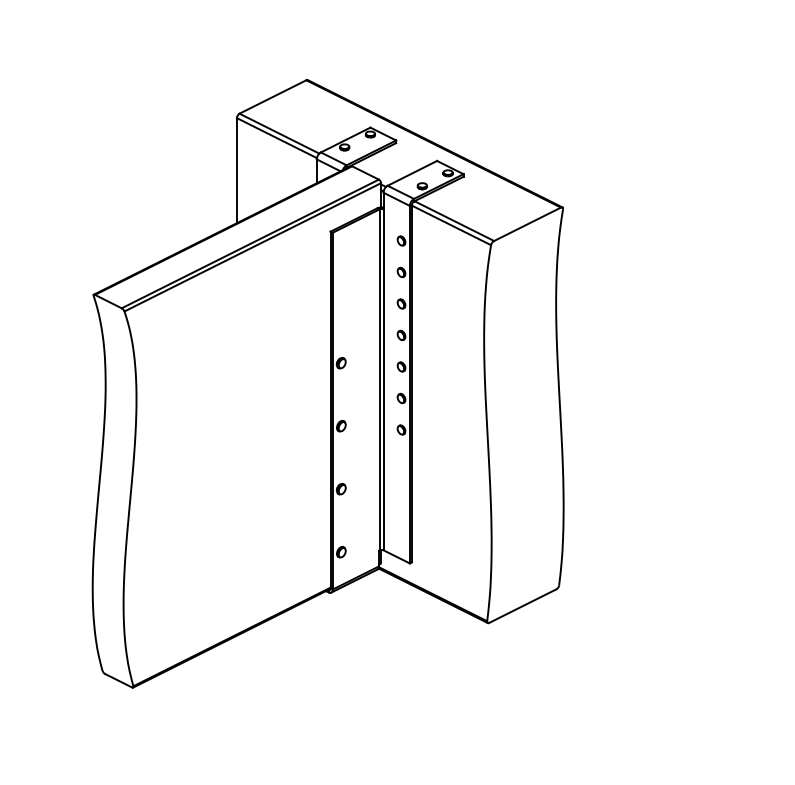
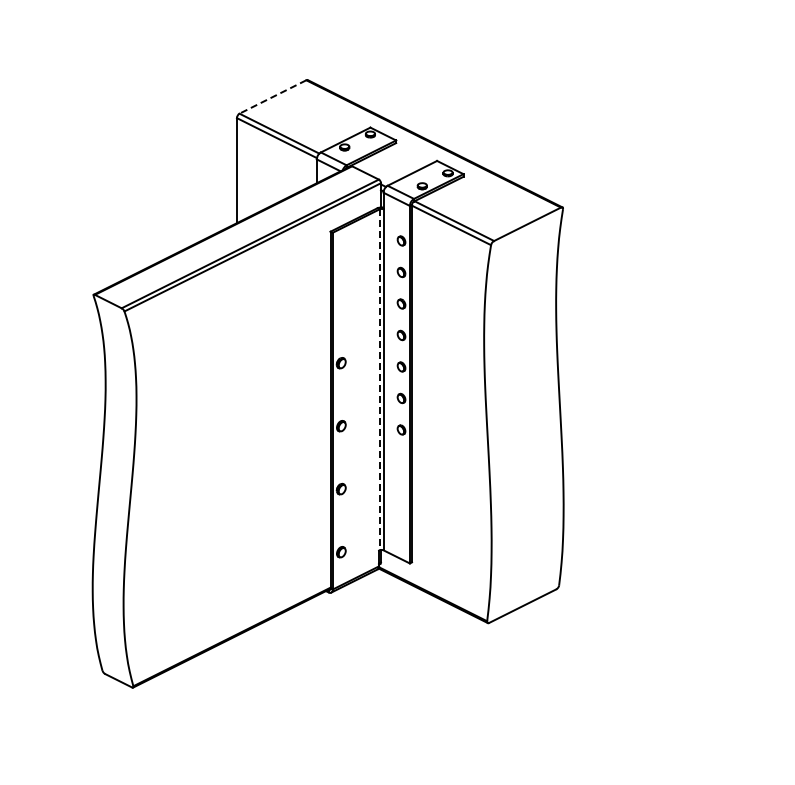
line: solid -> dashed (272, 97)
line: solid -> dashed (379, 379)
